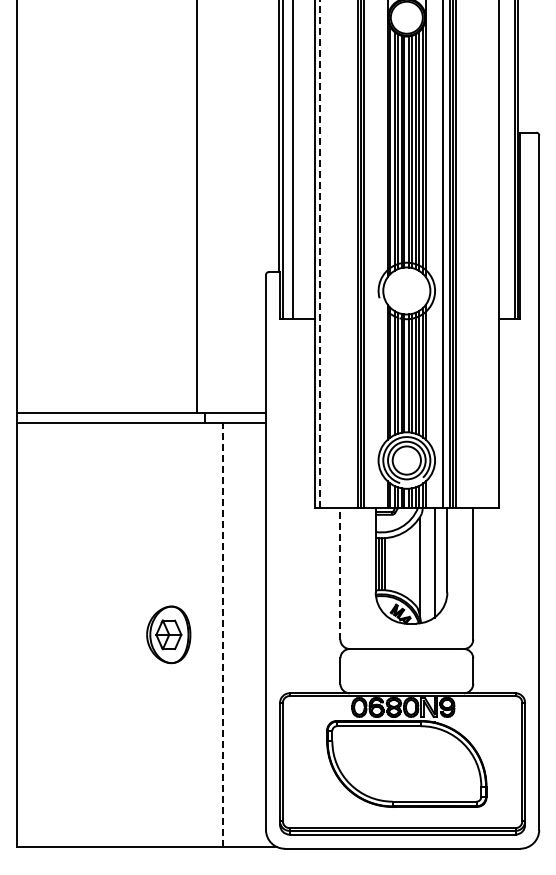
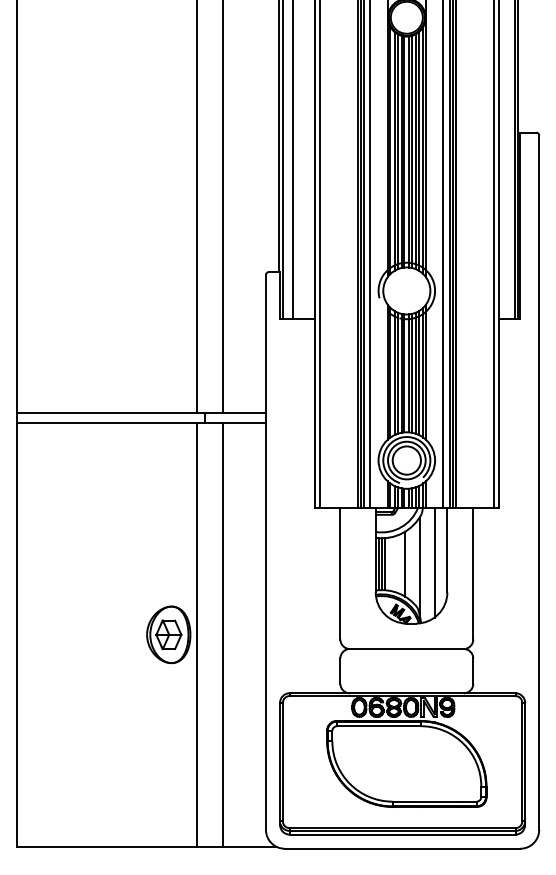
line: none -> present (222, 207)
line: dashed -> solid (319, 253)
line: none -> present (370, 254)
line: none -> present (493, 254)
line: none -> present (405, 563)
line: dashed -> solid (340, 573)
line: none -> present (196, 634)
line: dashed -> solid (222, 634)
